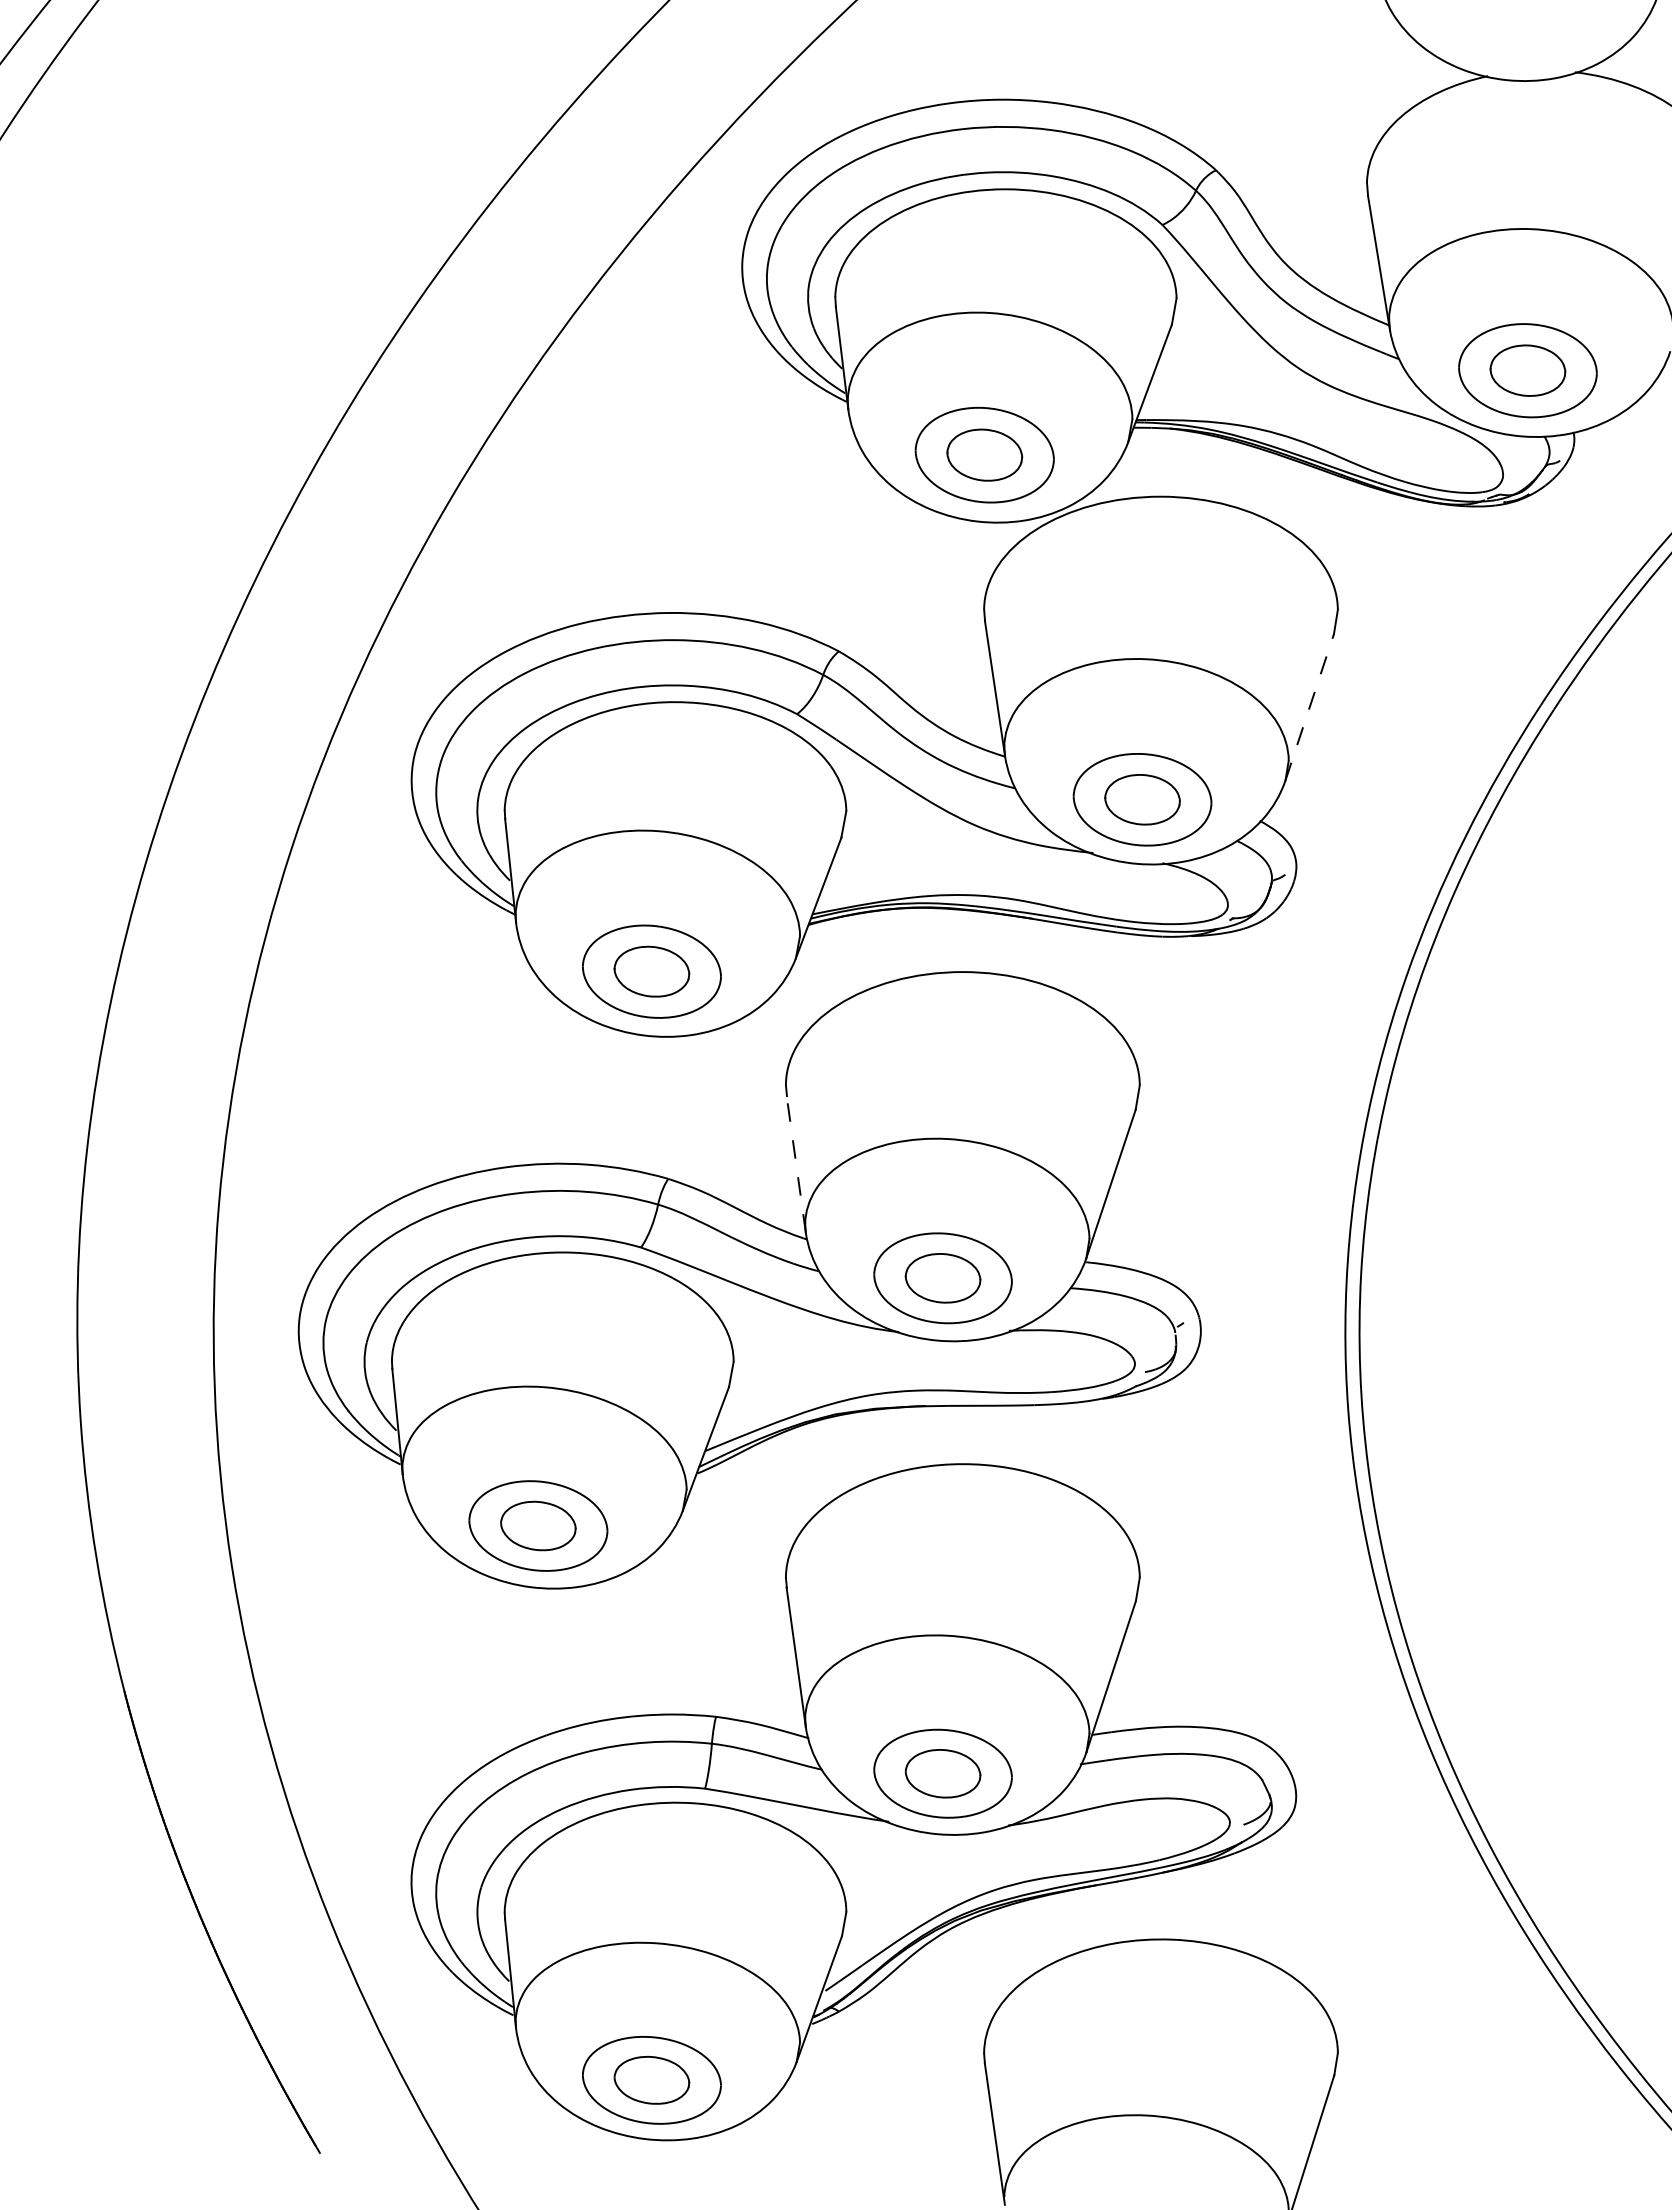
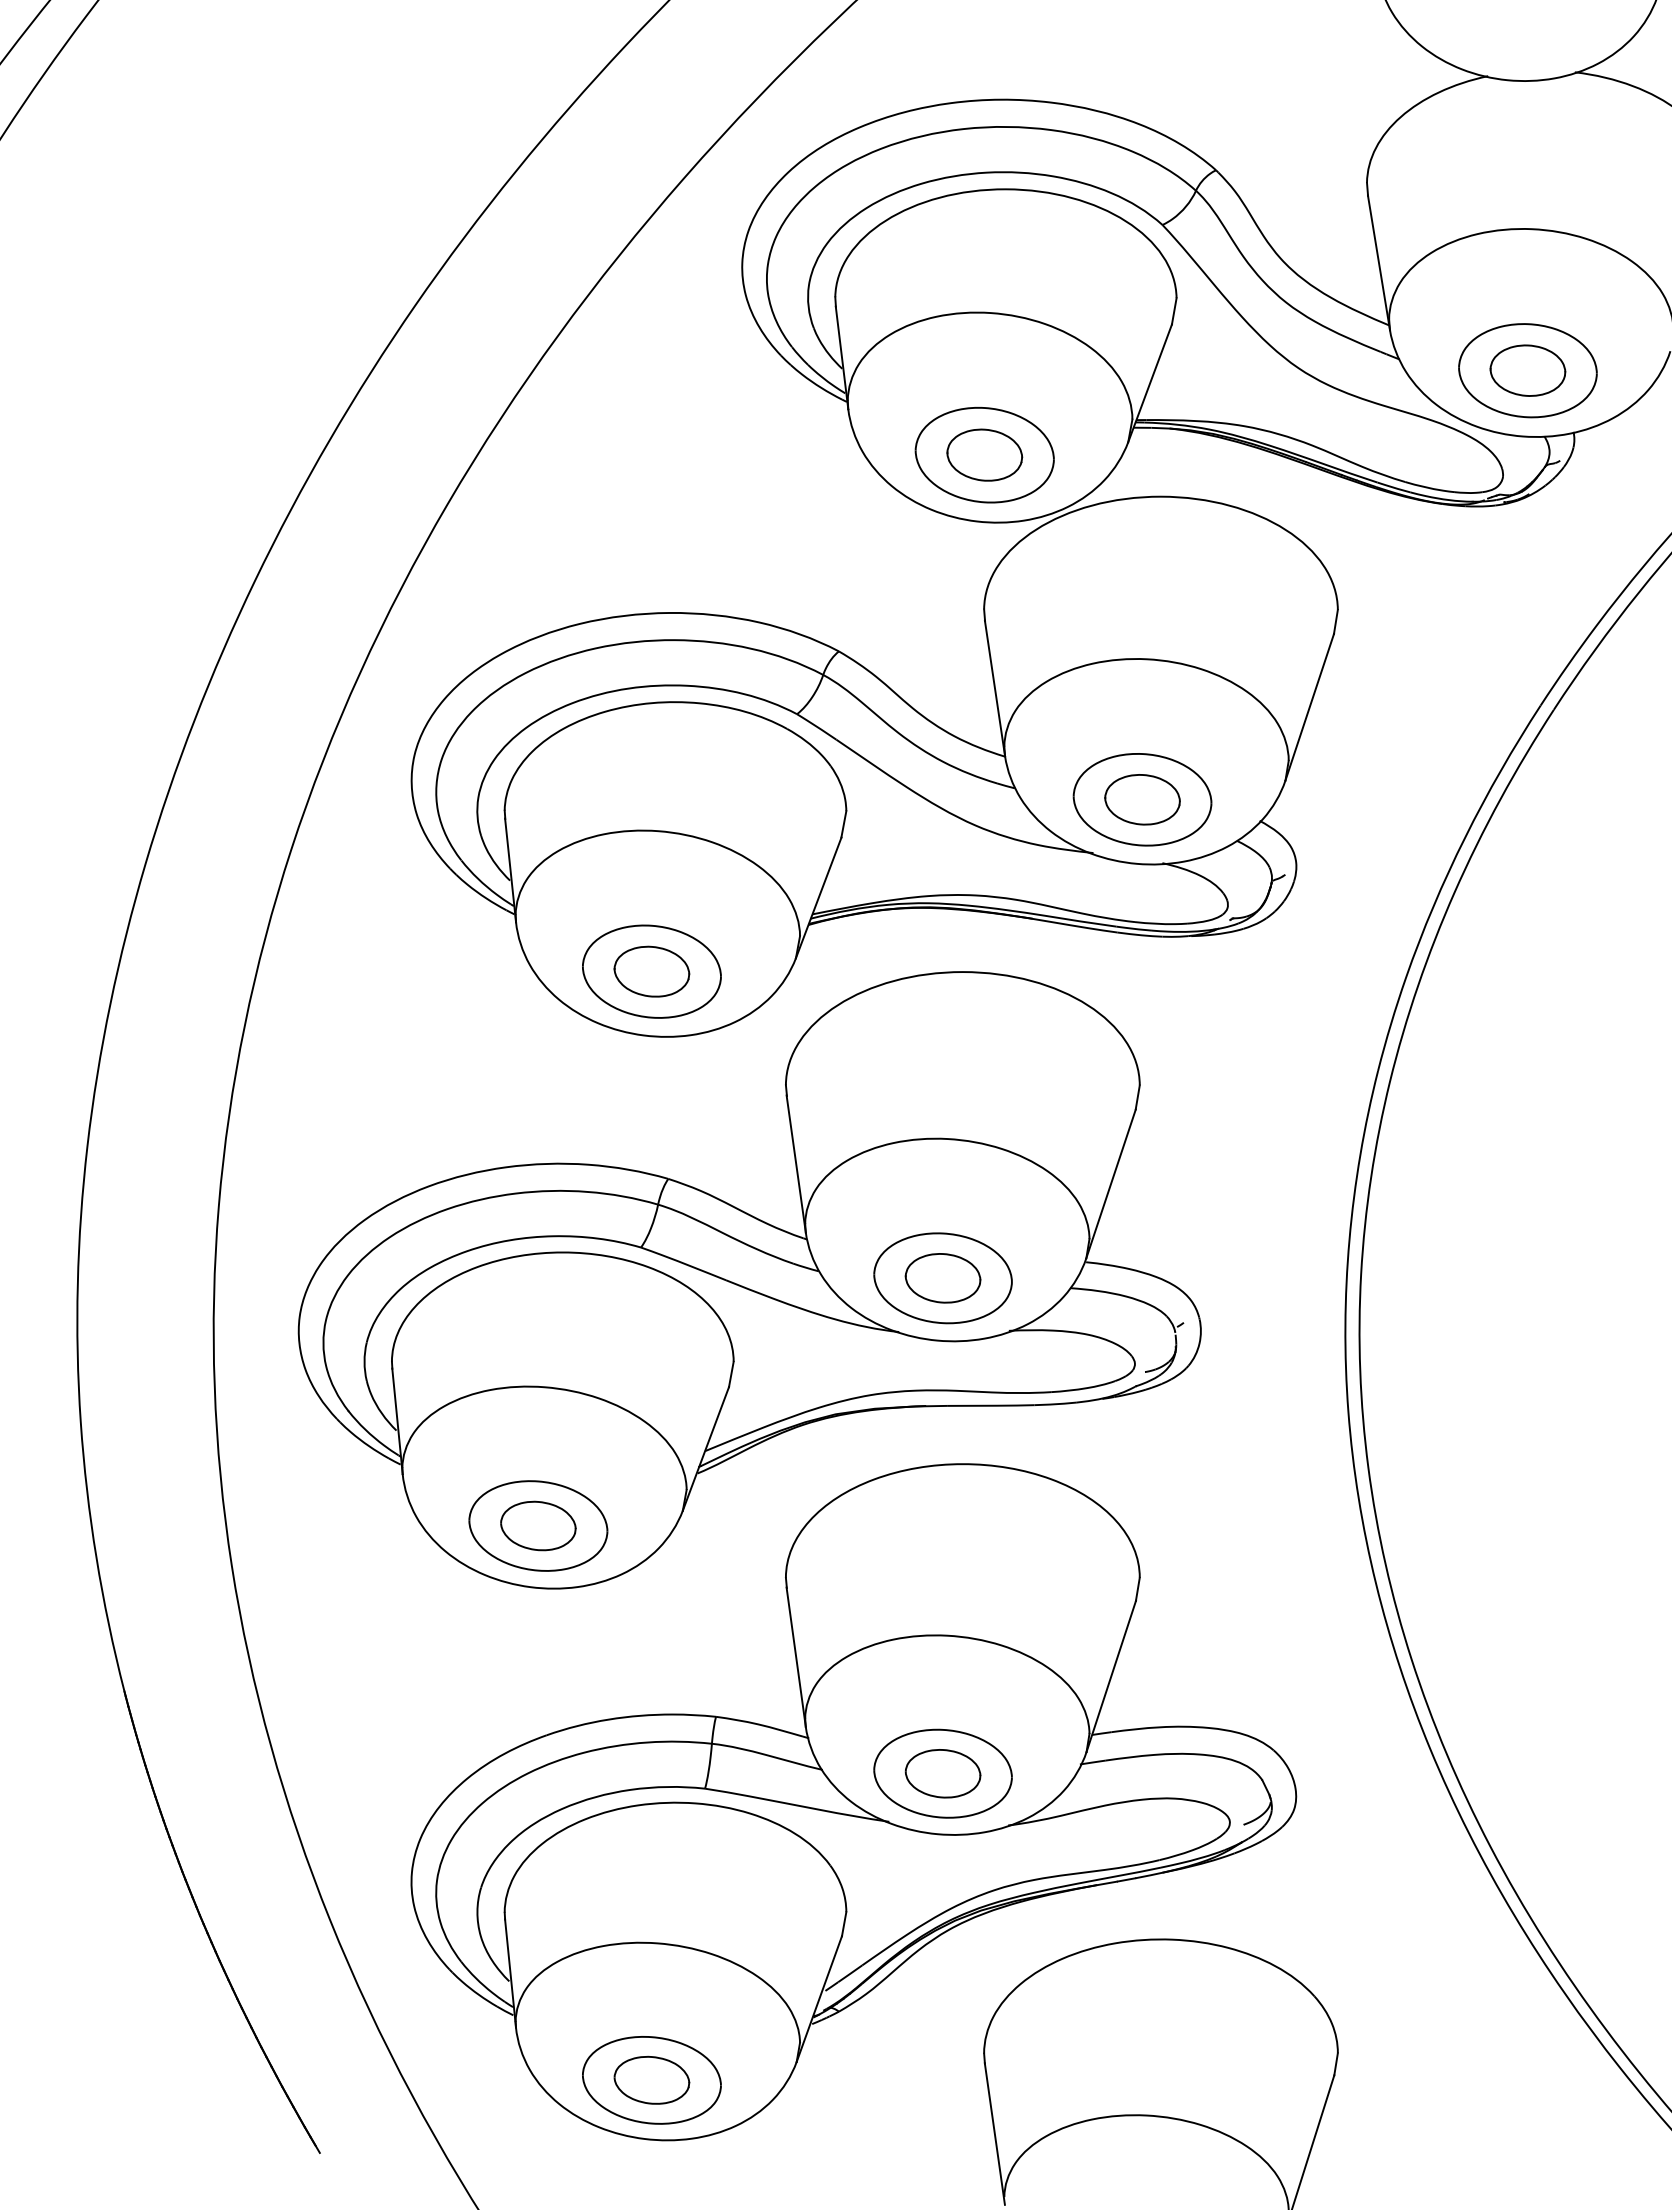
line: dashed -> solid (1309, 706)
line: dashed -> solid (796, 1163)
